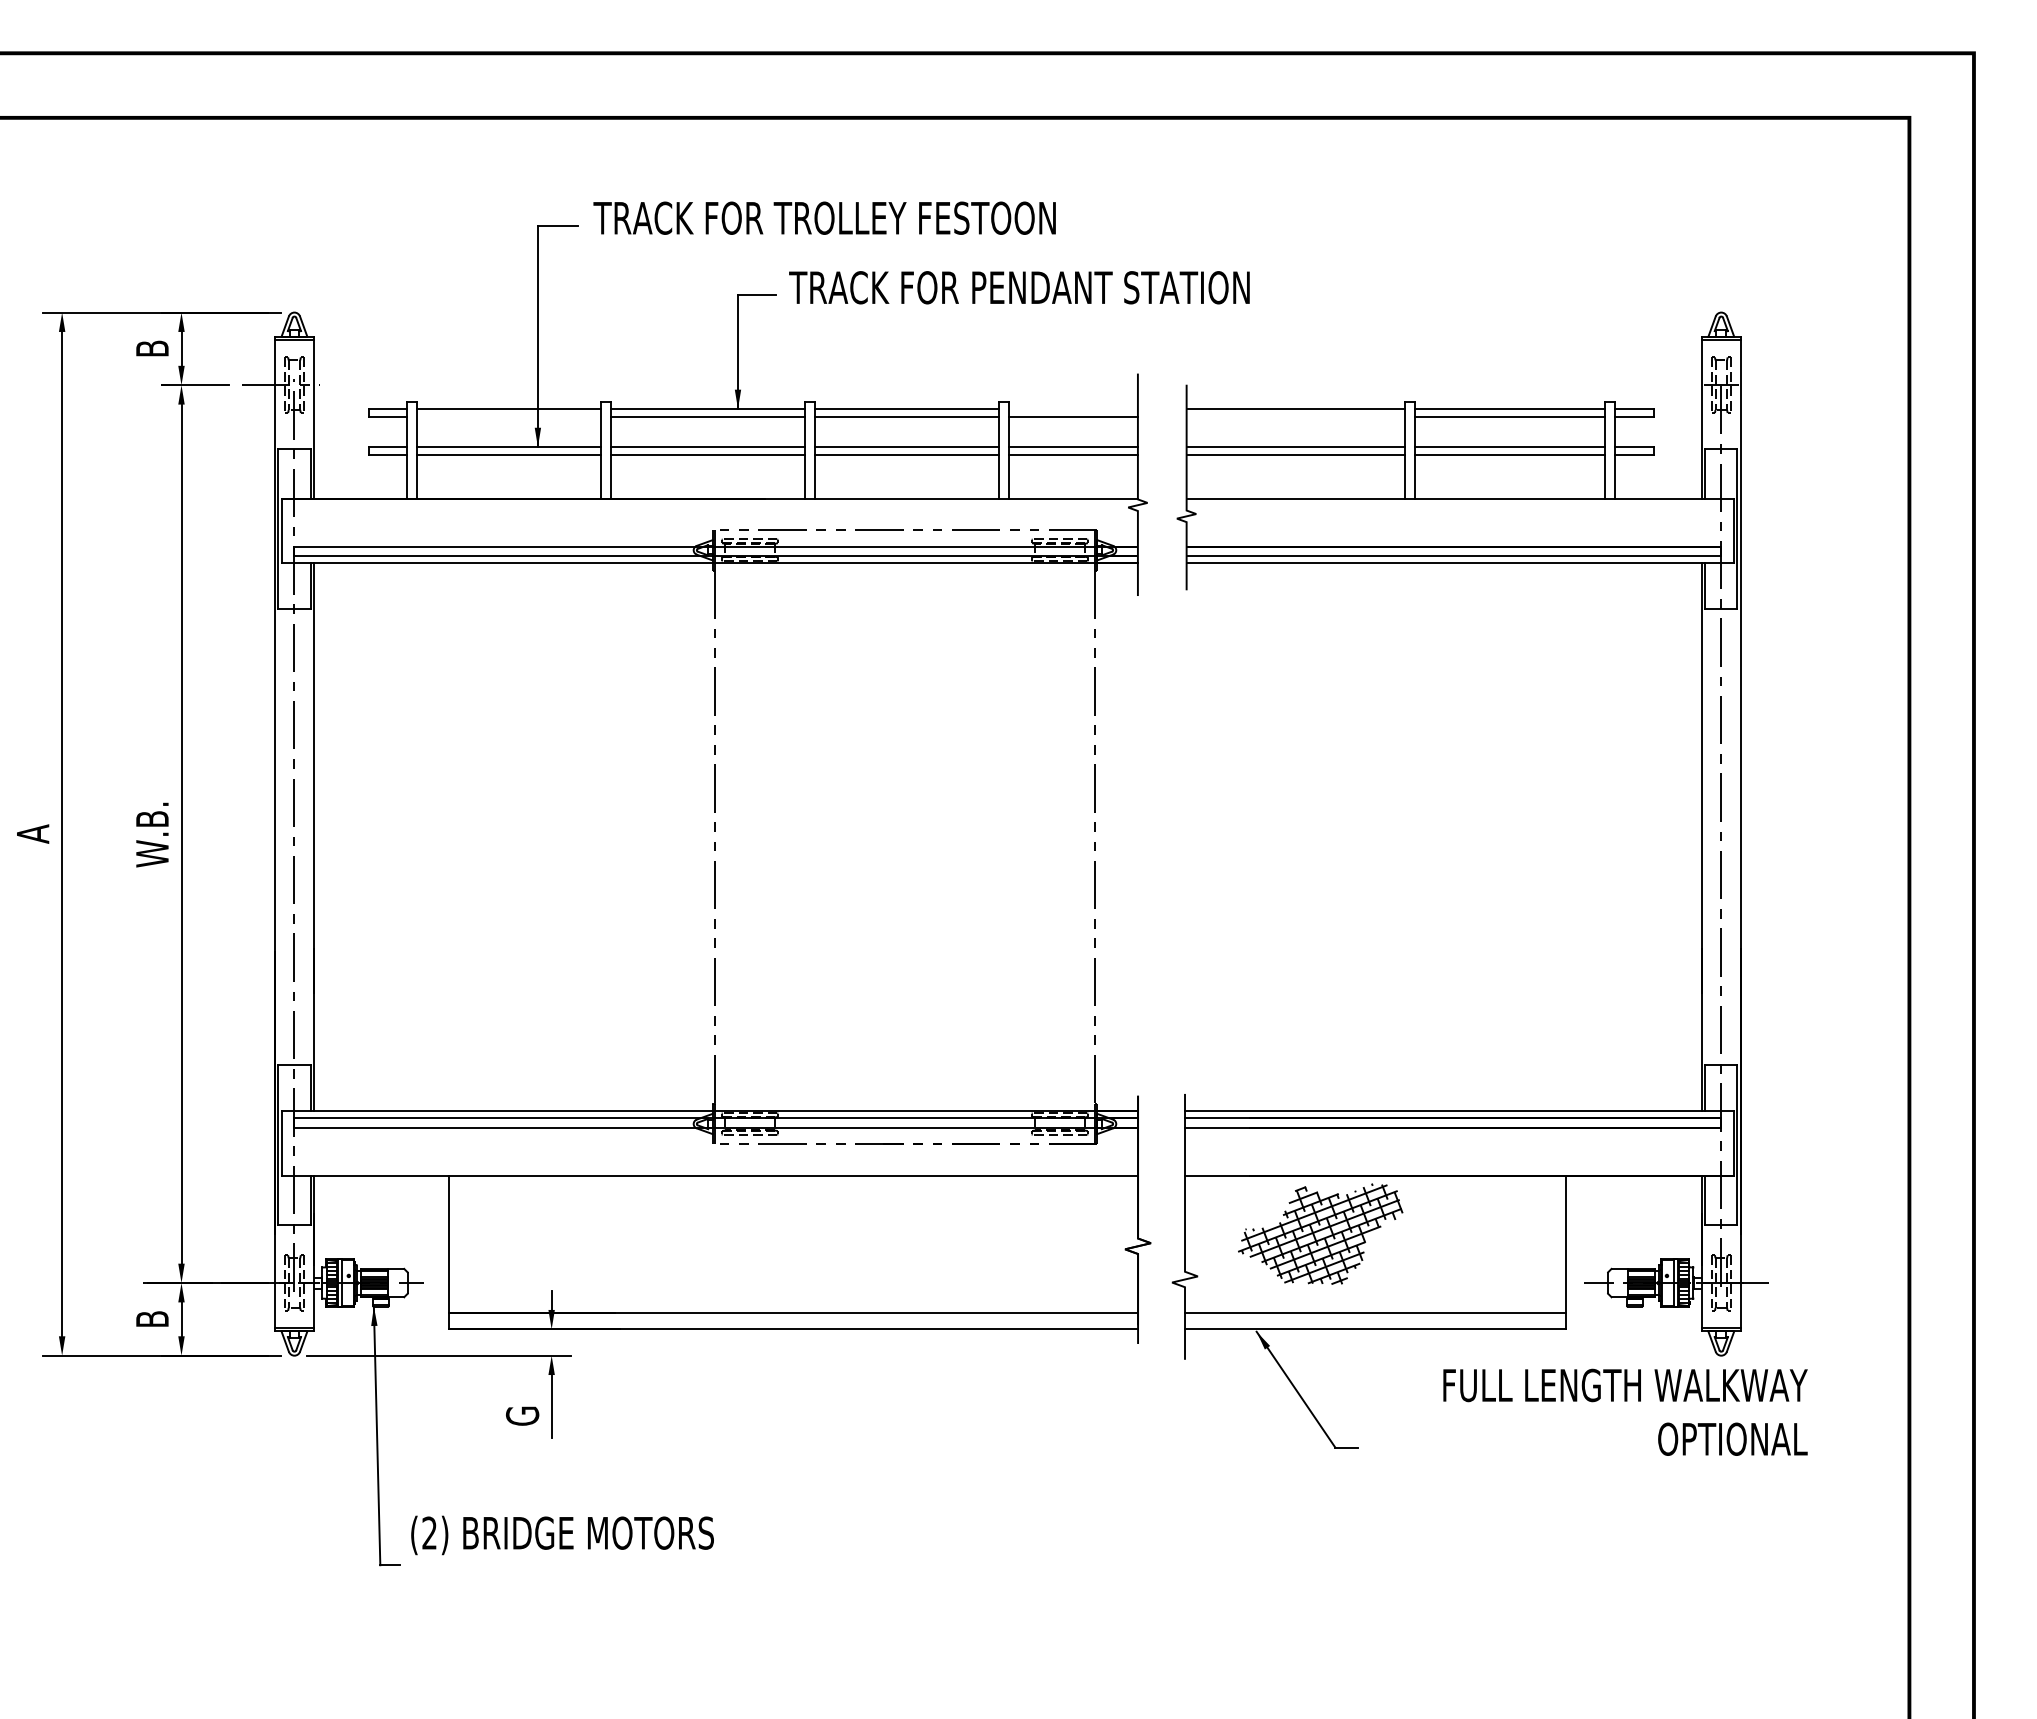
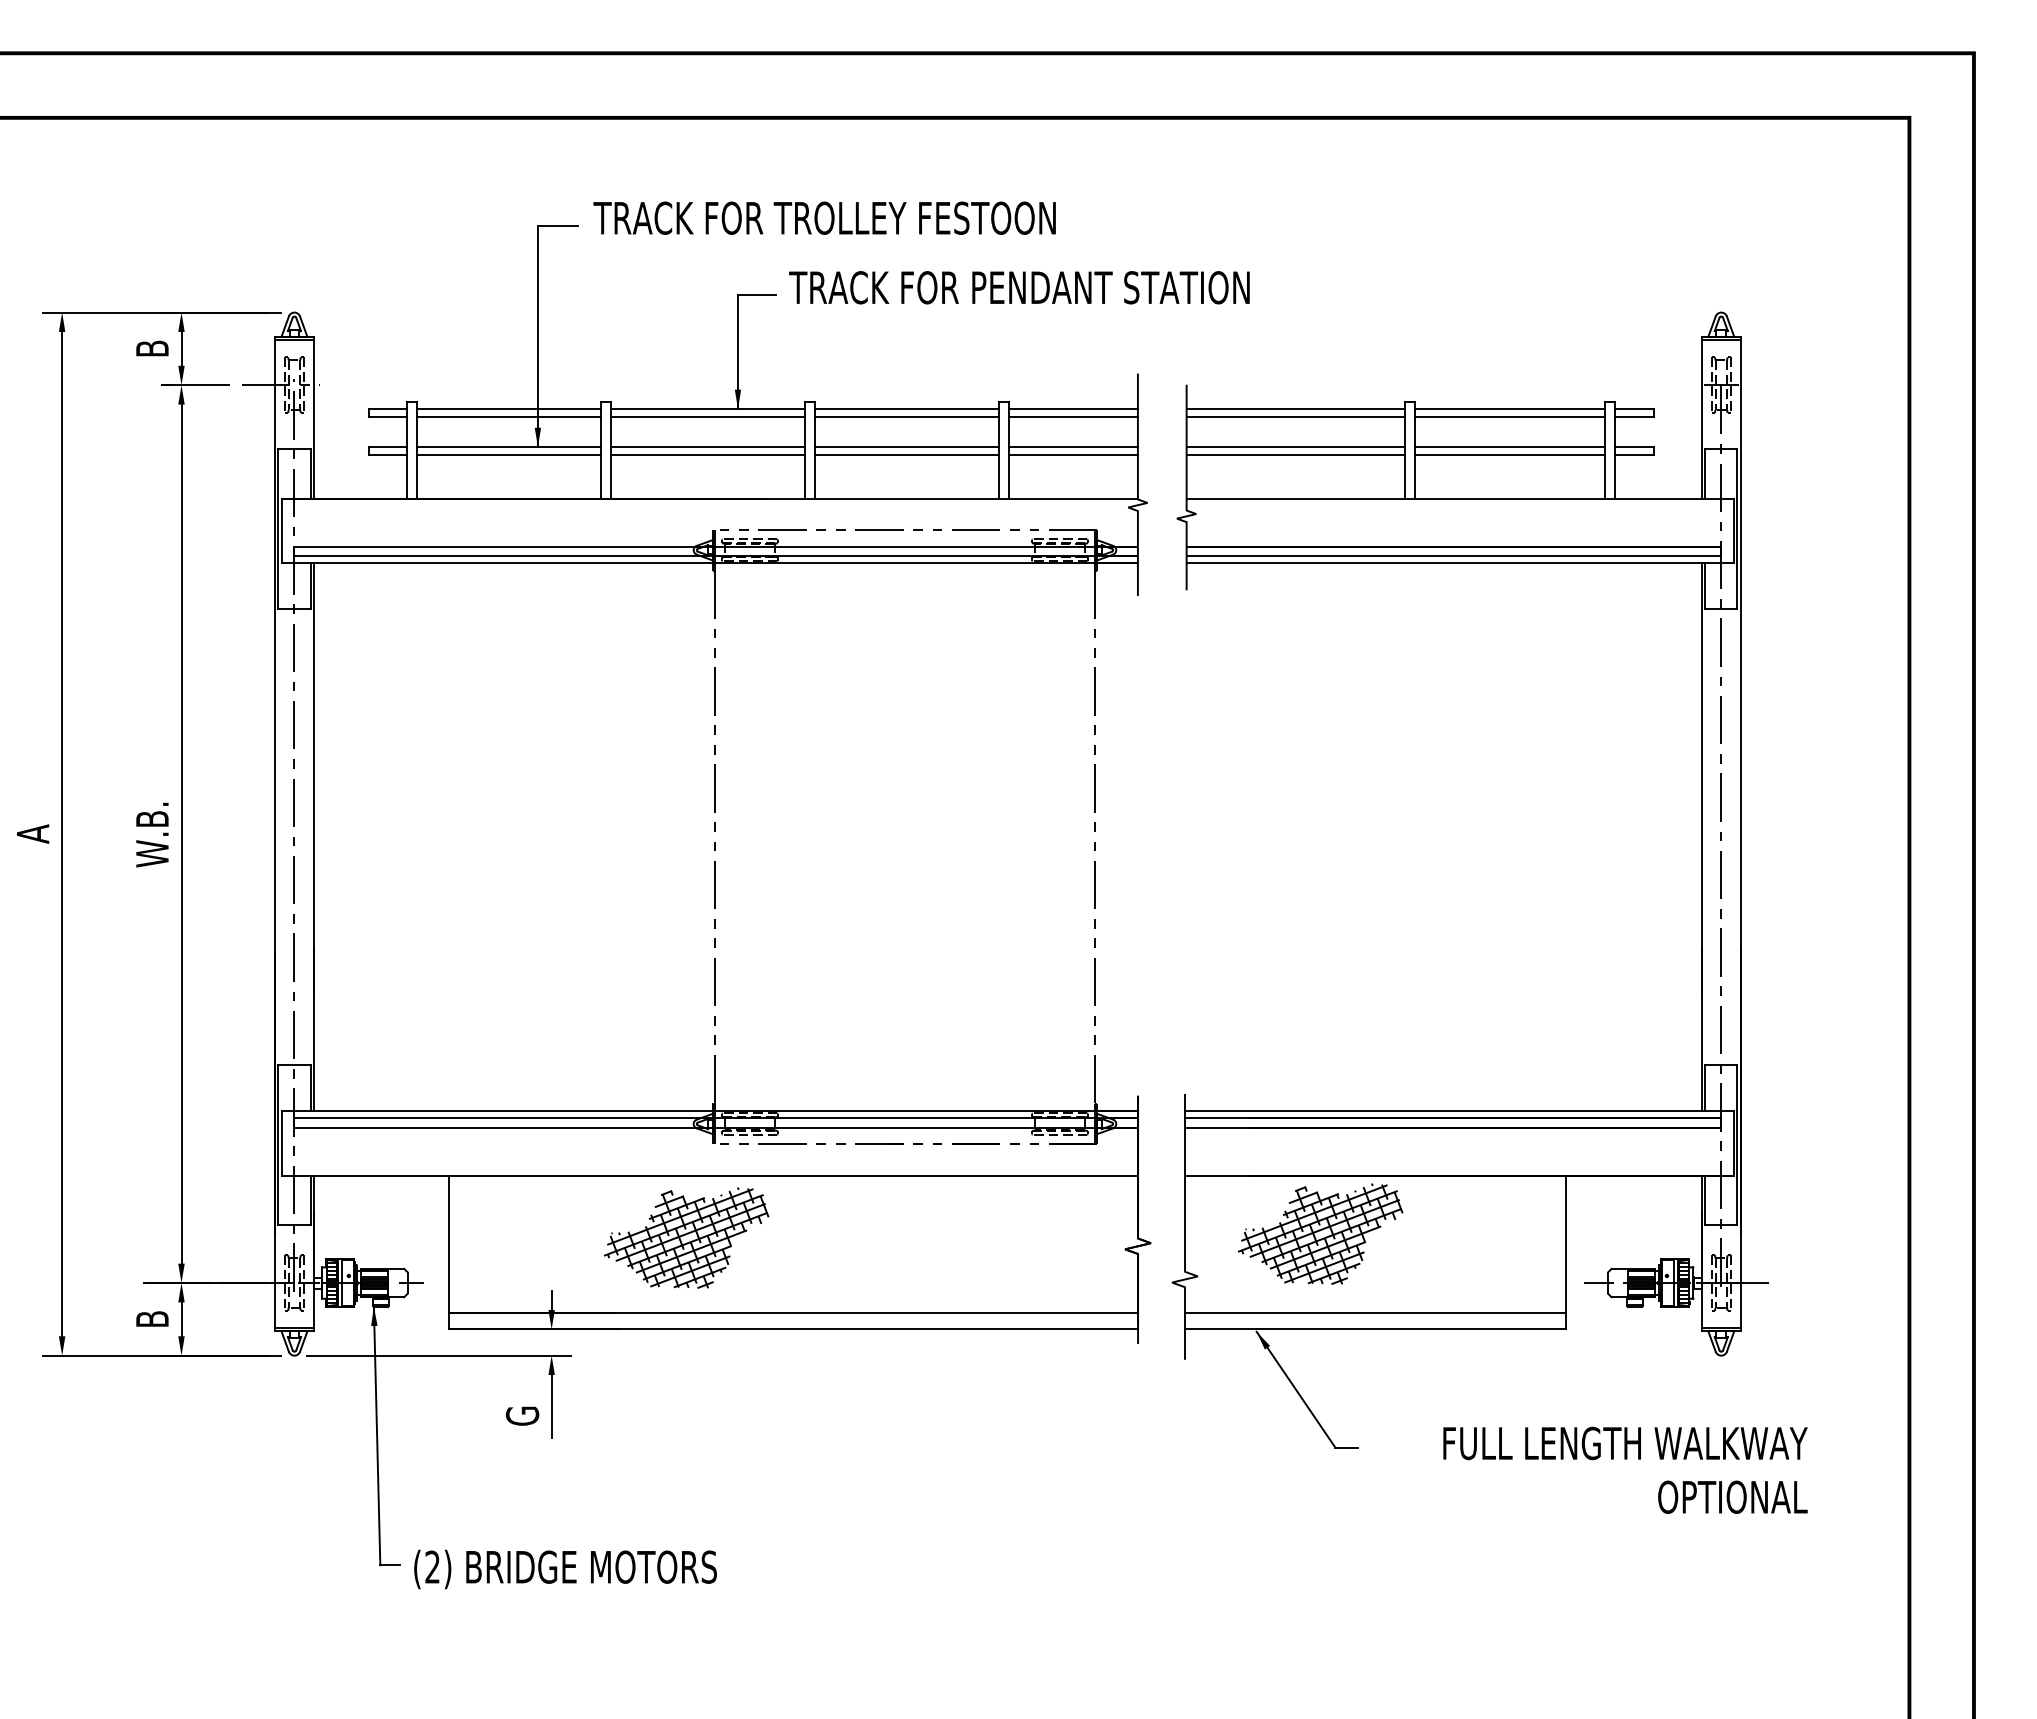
line: none -> present (1073, 408)
line: none -> present (509, 416)
line: none -> present (1295, 416)
hatch: none -> present (686, 1237)
text position: (1625, 1411) -> (1625, 1469) (1625, 1469)
text position: (562, 1535) -> (565, 1569) (565, 1569)
